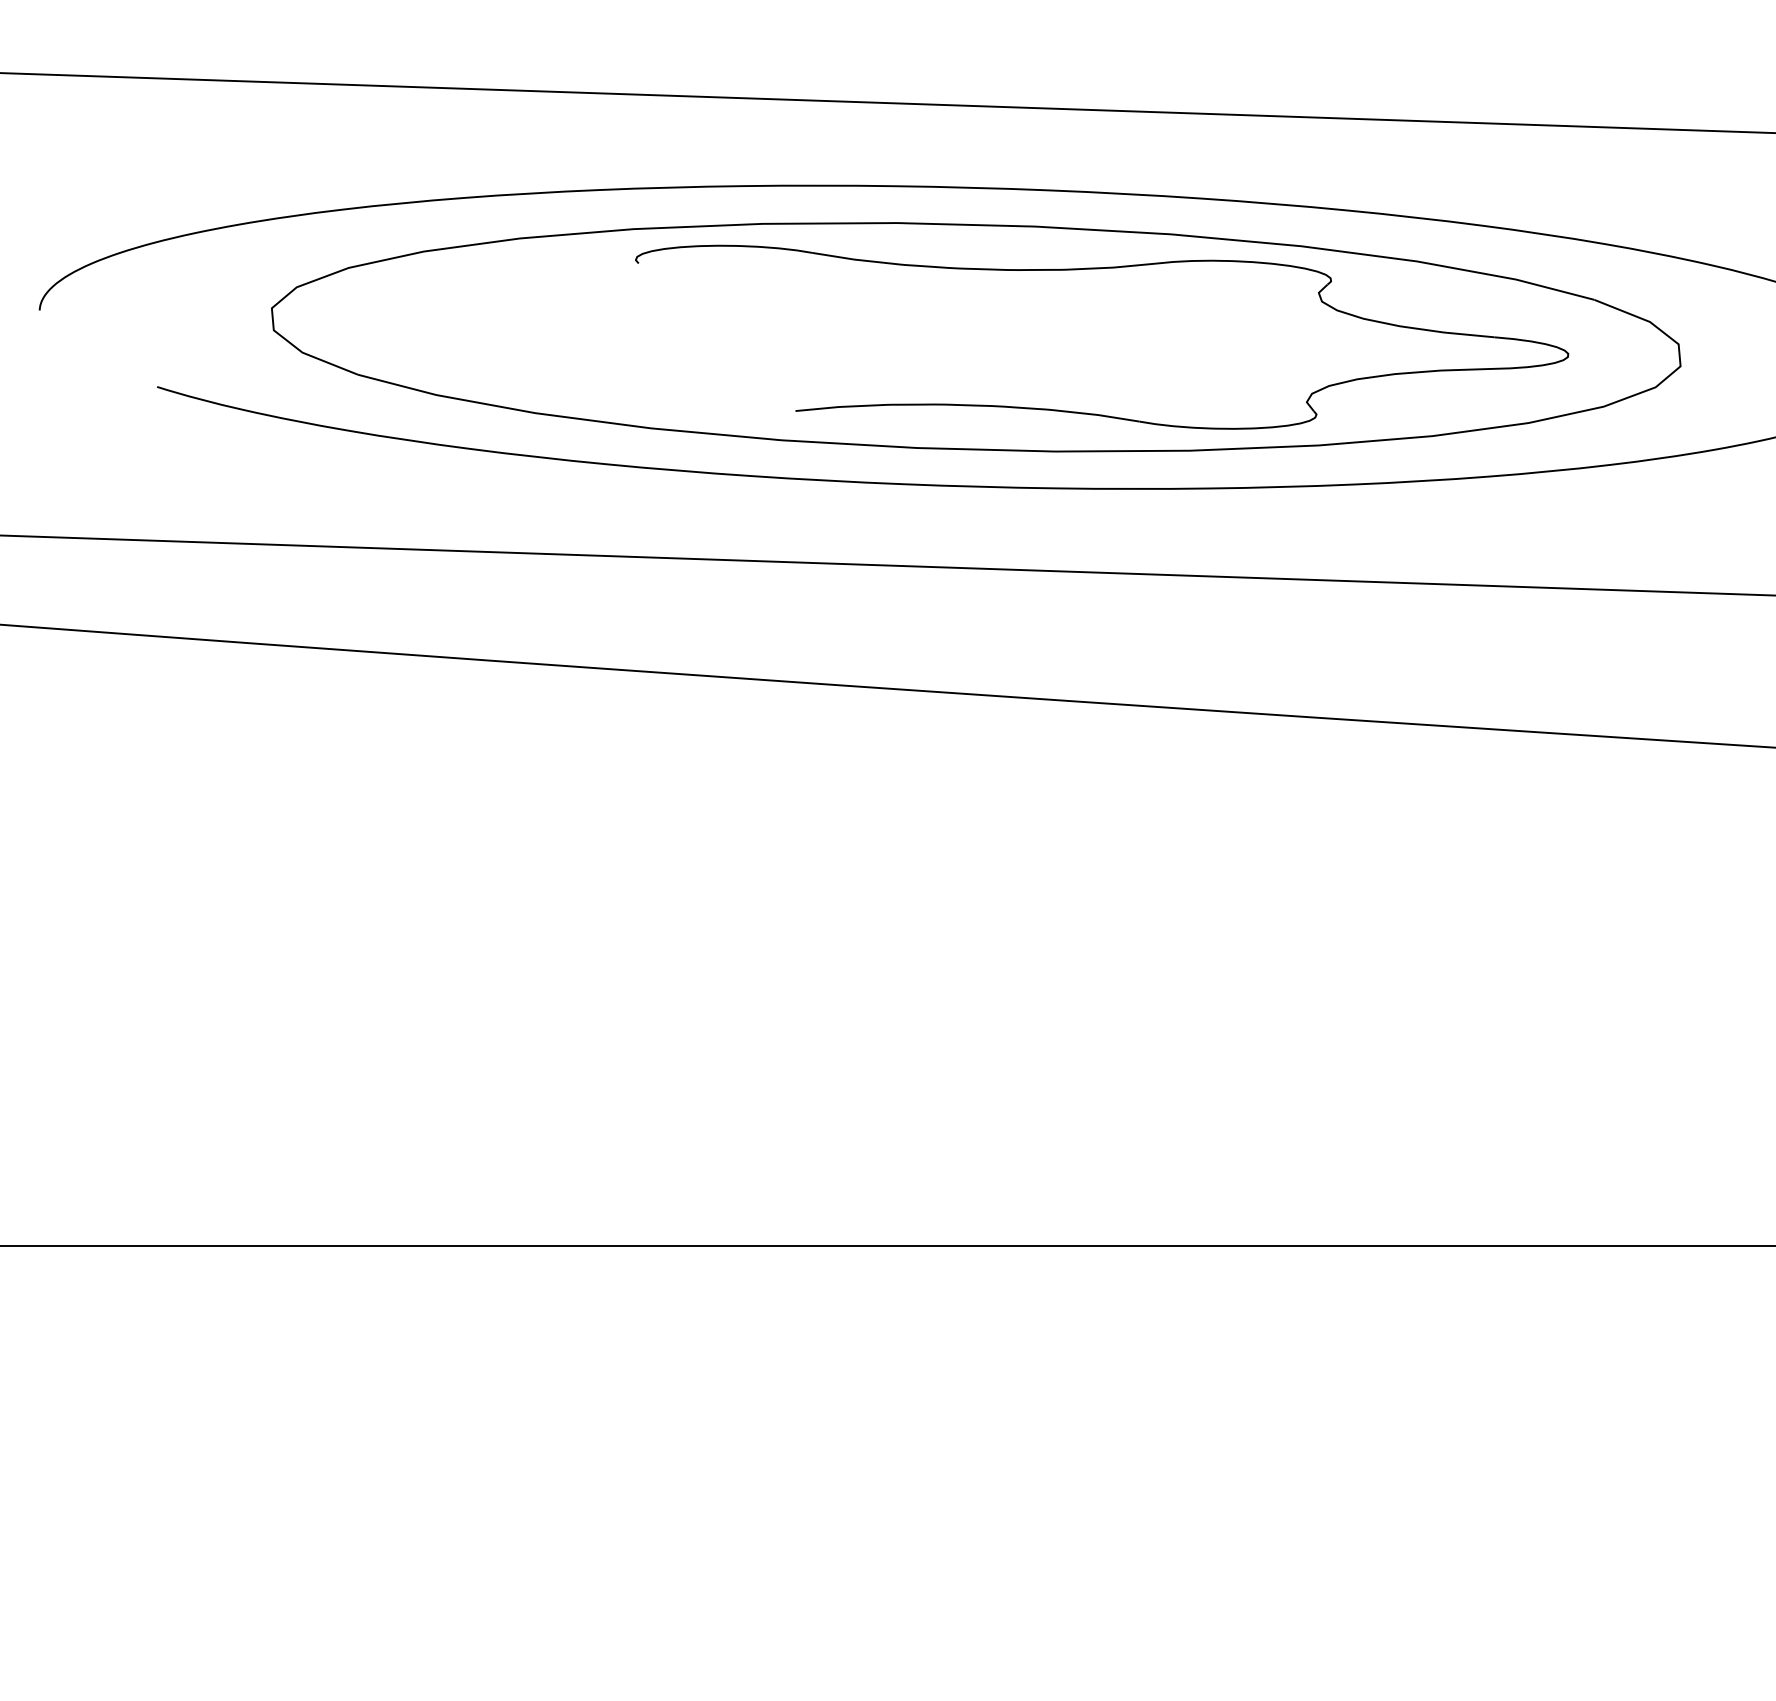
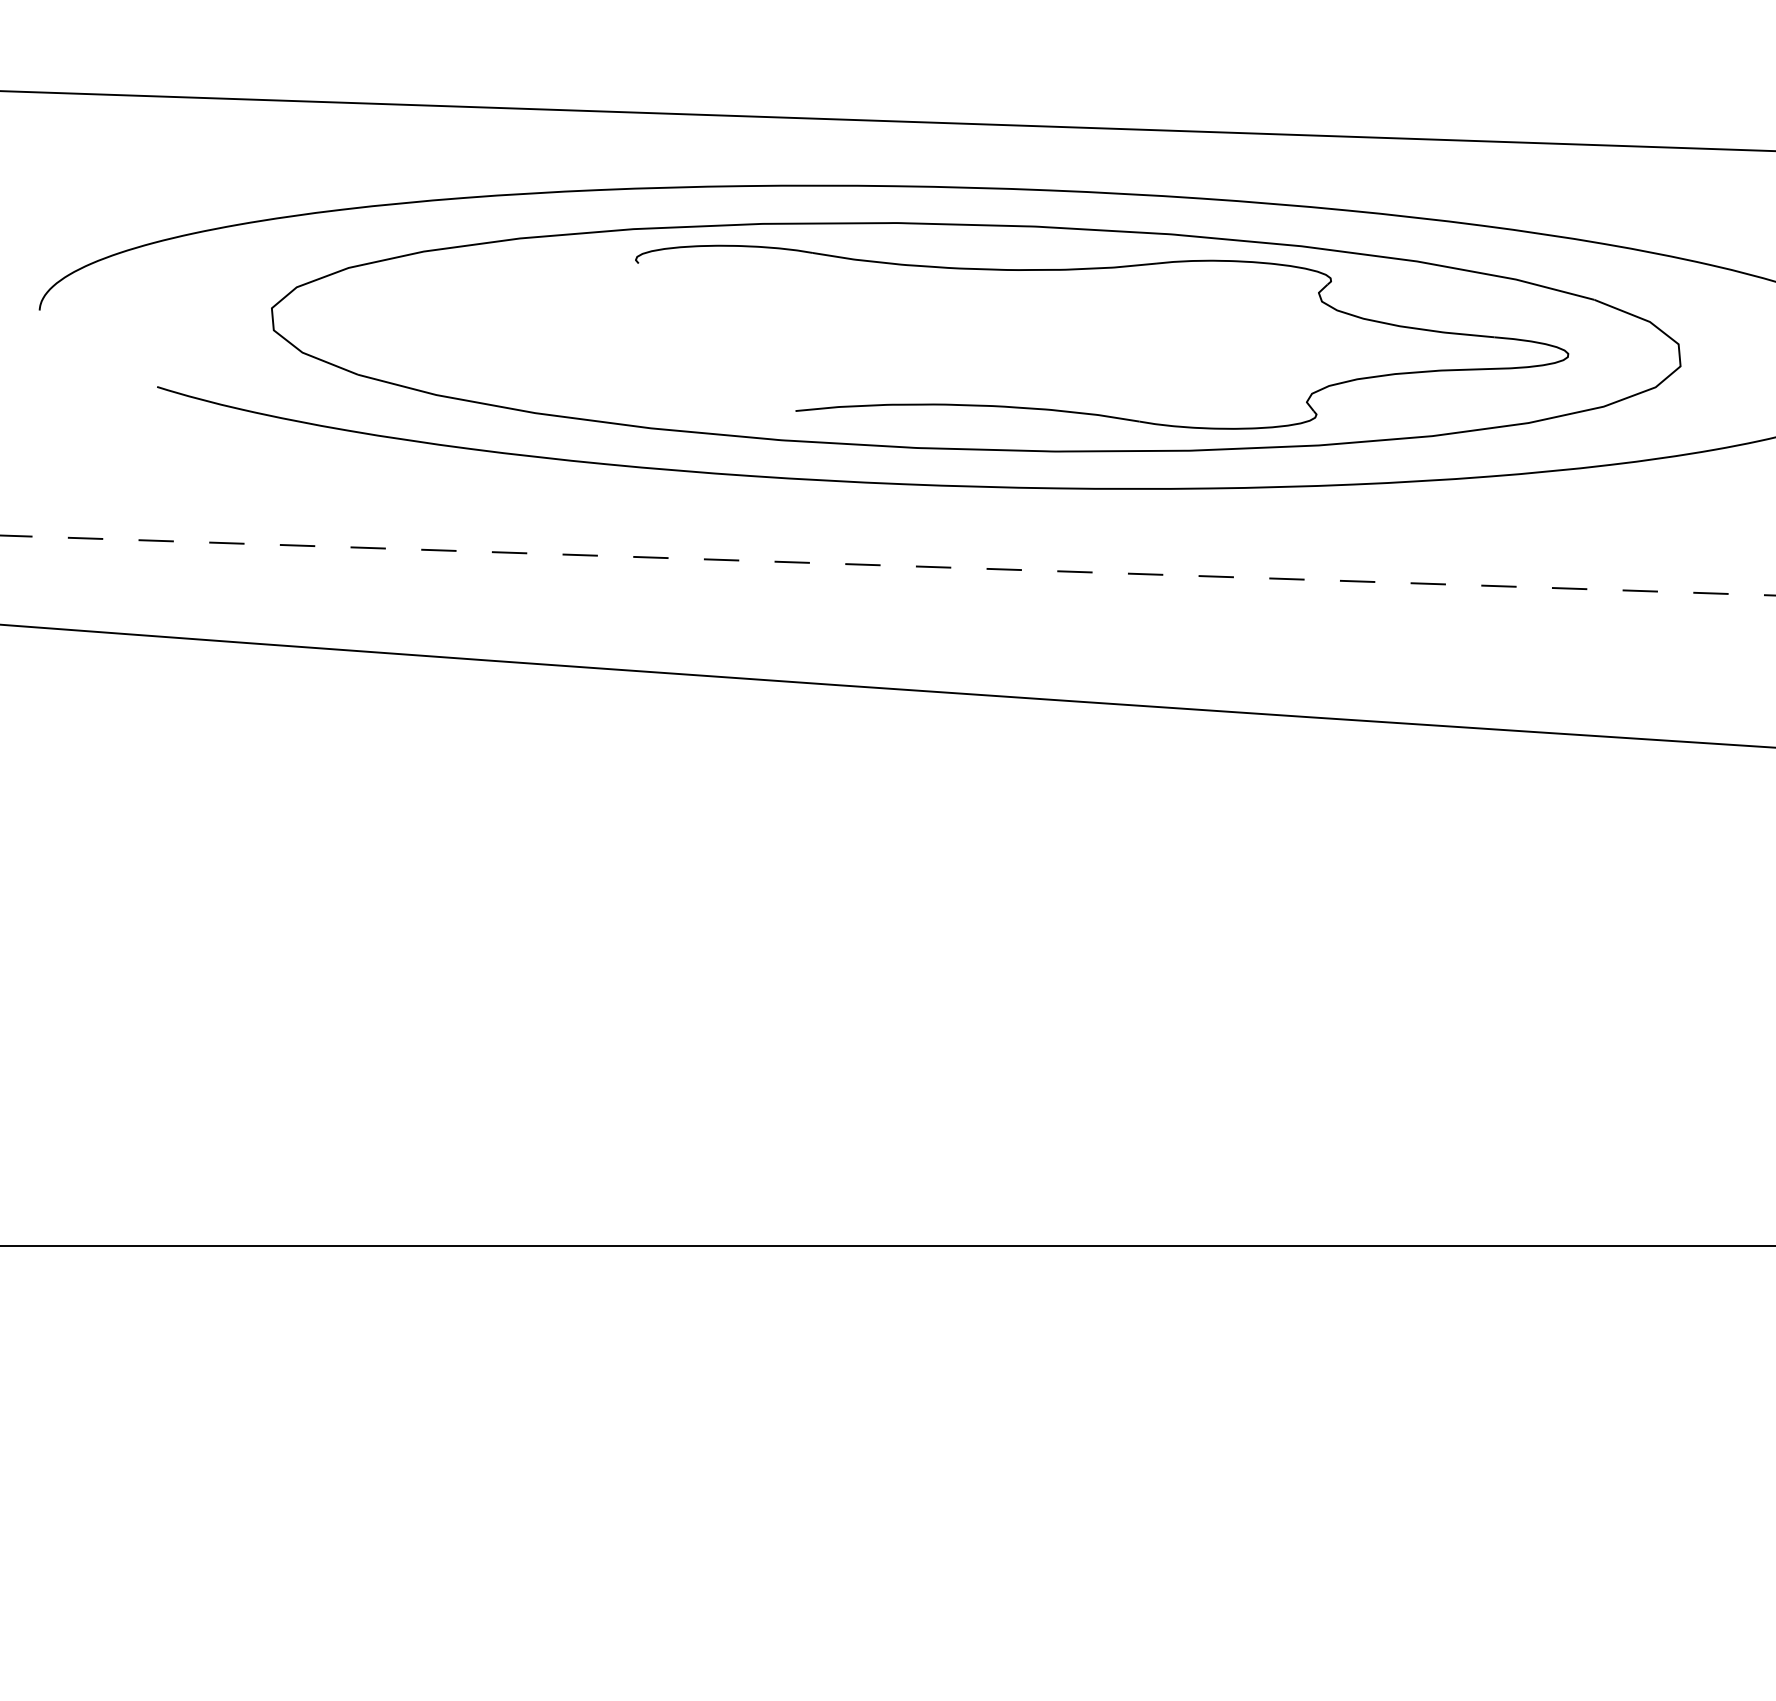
line position: (887, 103) -> (887, 121) (887, 121)
line: solid -> dashed (888, 565)
